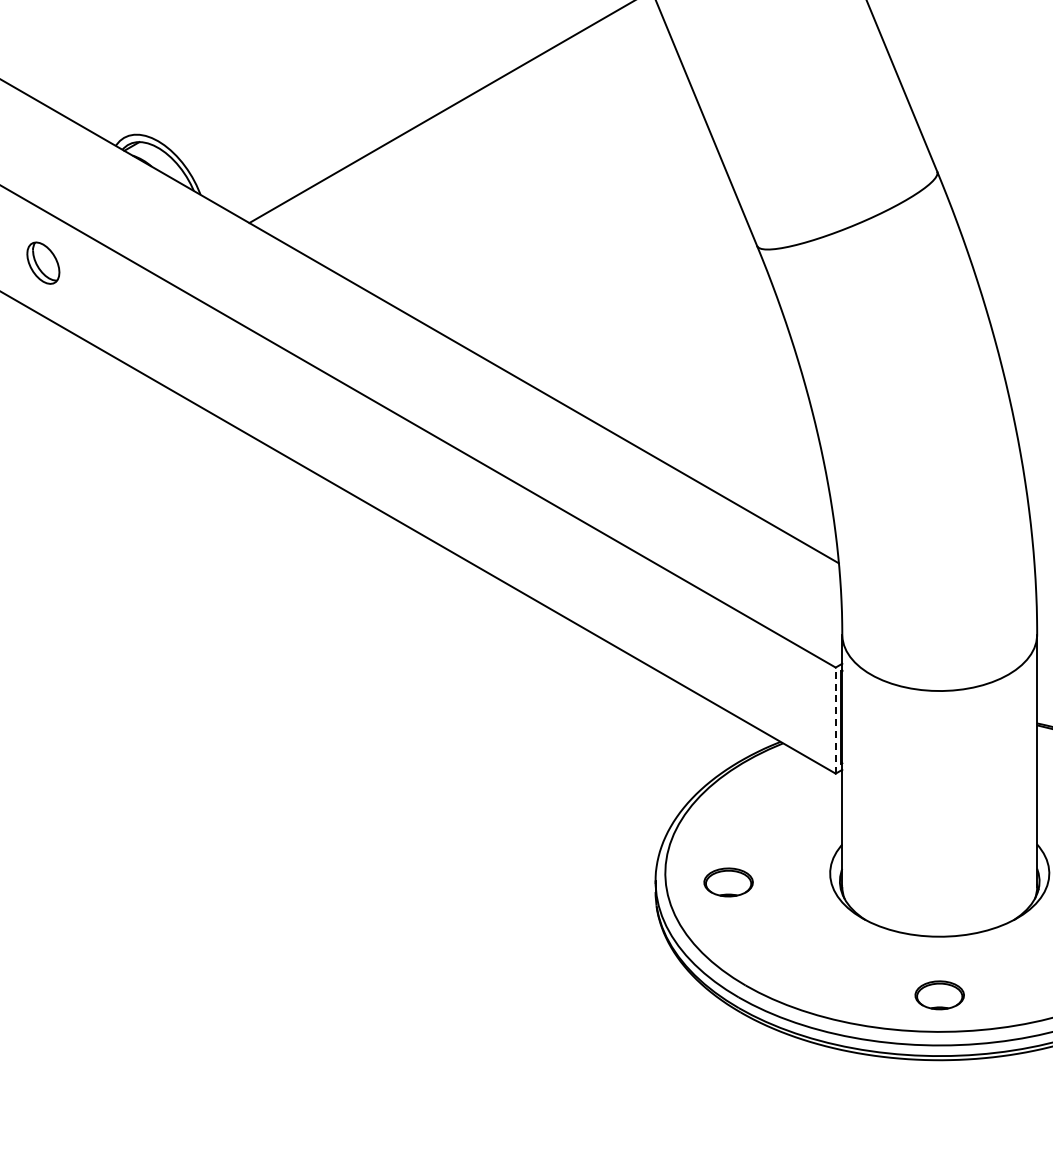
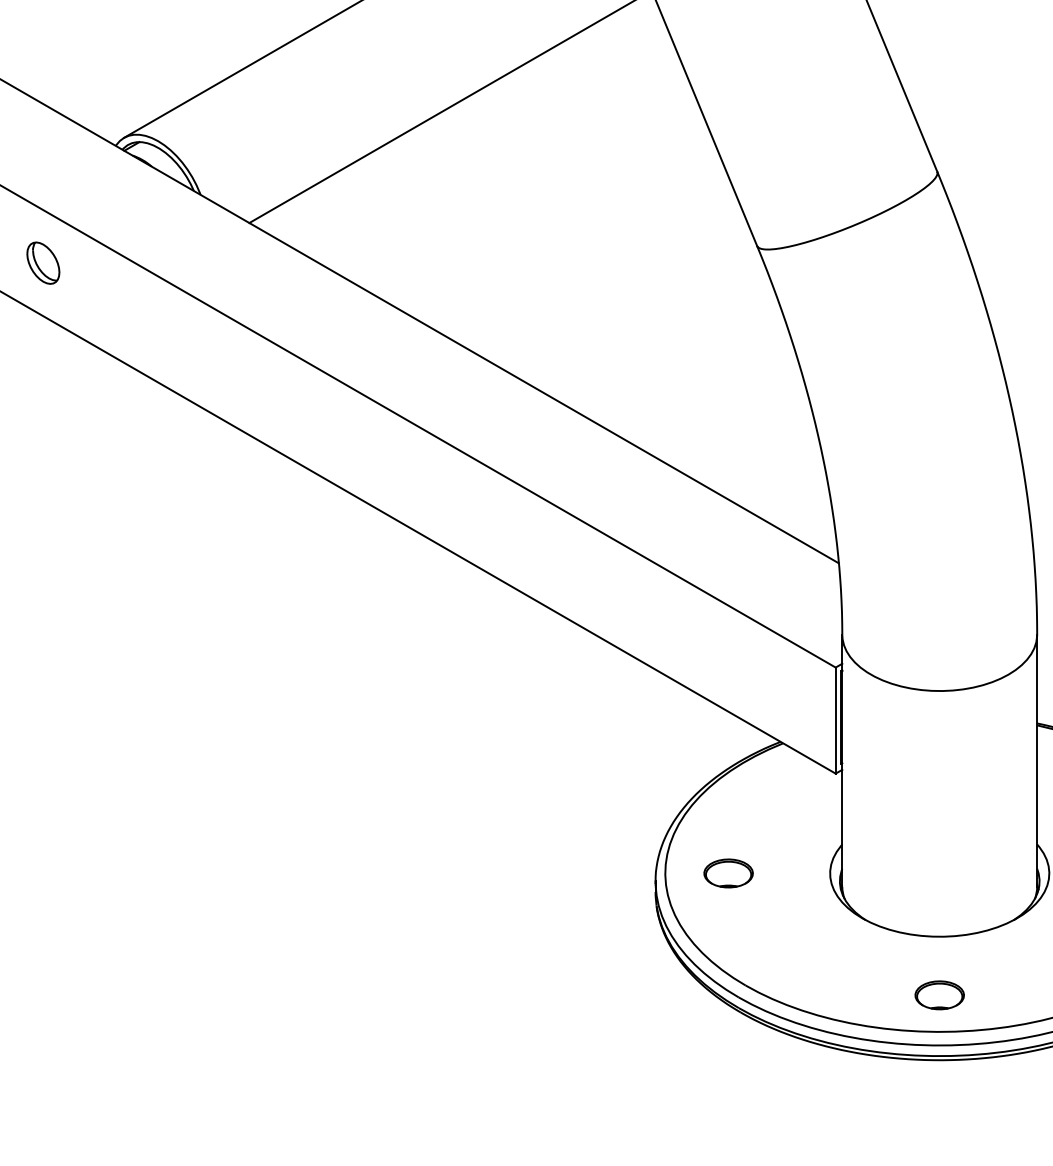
line: none -> present (241, 69)
line: dashed -> solid (835, 720)
part position: (728, 882) -> (728, 873) (728, 873)
